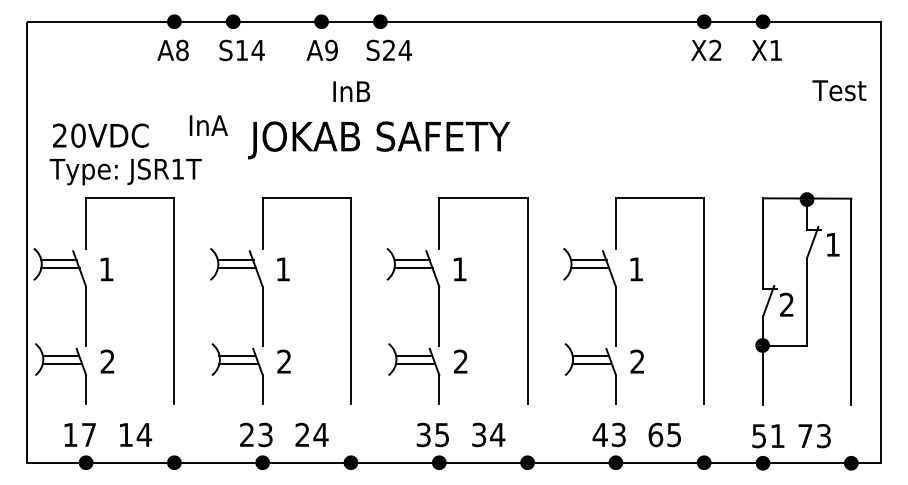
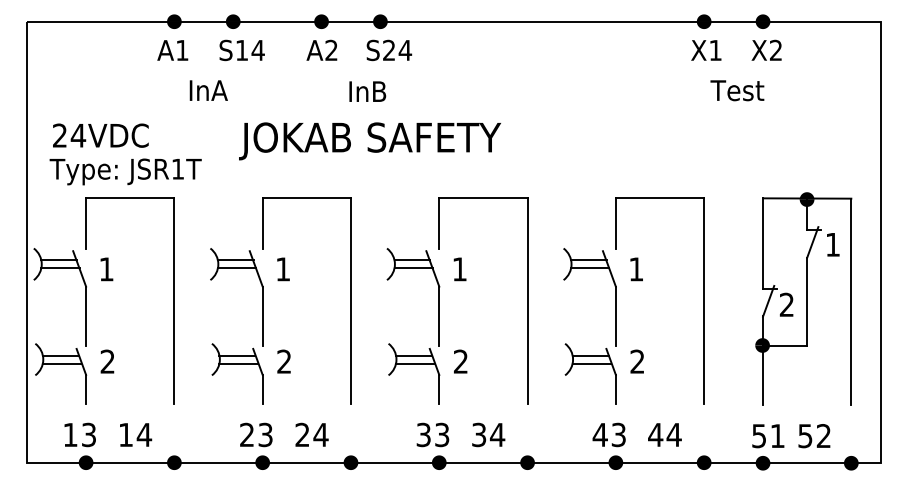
text: X2 -> X1 (715, 49)
text: X1 -> X2 (775, 49)
text: A8 -> A1 (182, 50)
text: A9 -> A2 (331, 50)
text position: (839, 90) -> (737, 90) (737, 90)
text position: (351, 91) -> (367, 91) (367, 91)
text position: (208, 125) -> (208, 90) (208, 90)
text: 20VDC -> 24VDC (78, 135)
text position: (378, 140) -> (369, 141) (369, 141)
text: 17 -> 13 (88, 434)
text: 35 -> 33 (442, 434)
text: 65 -> 44 (664, 434)
text: 73 -> 52 (814, 436)
